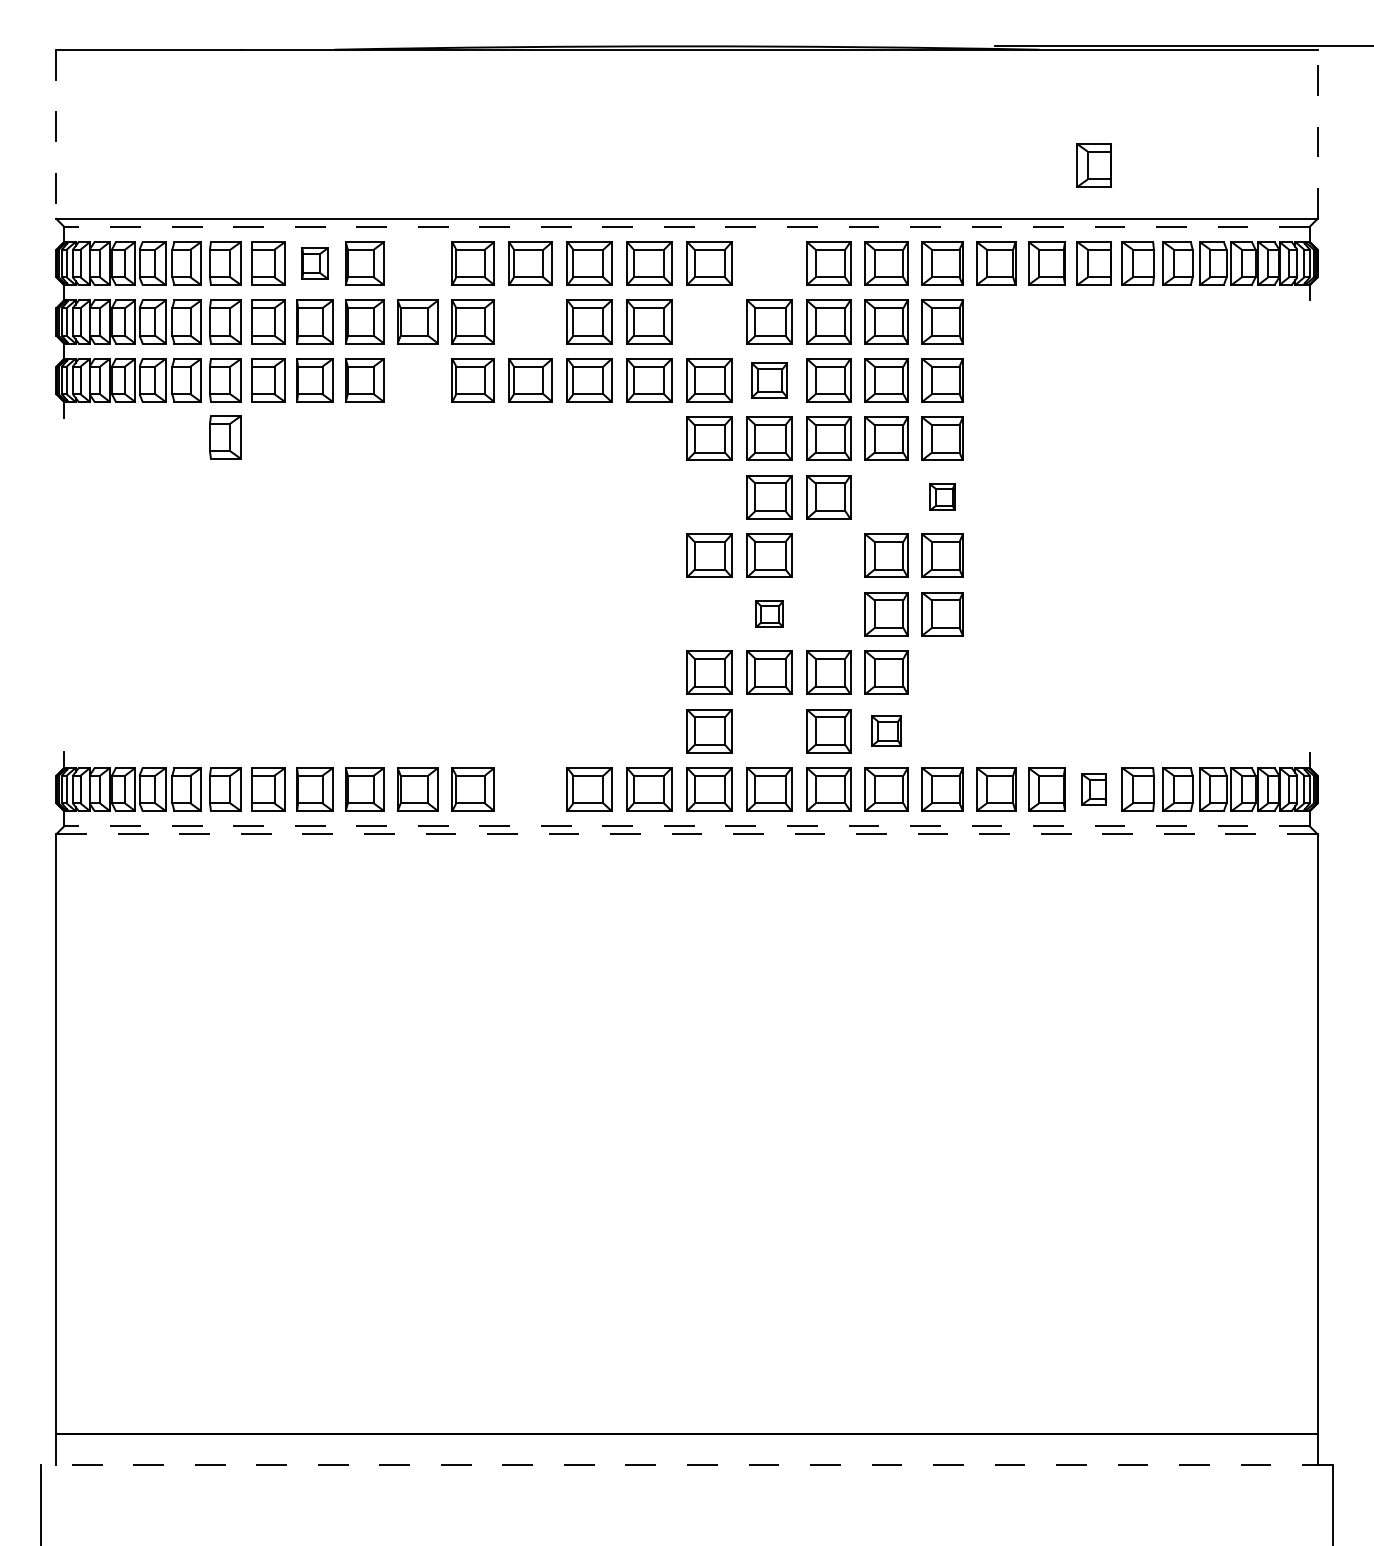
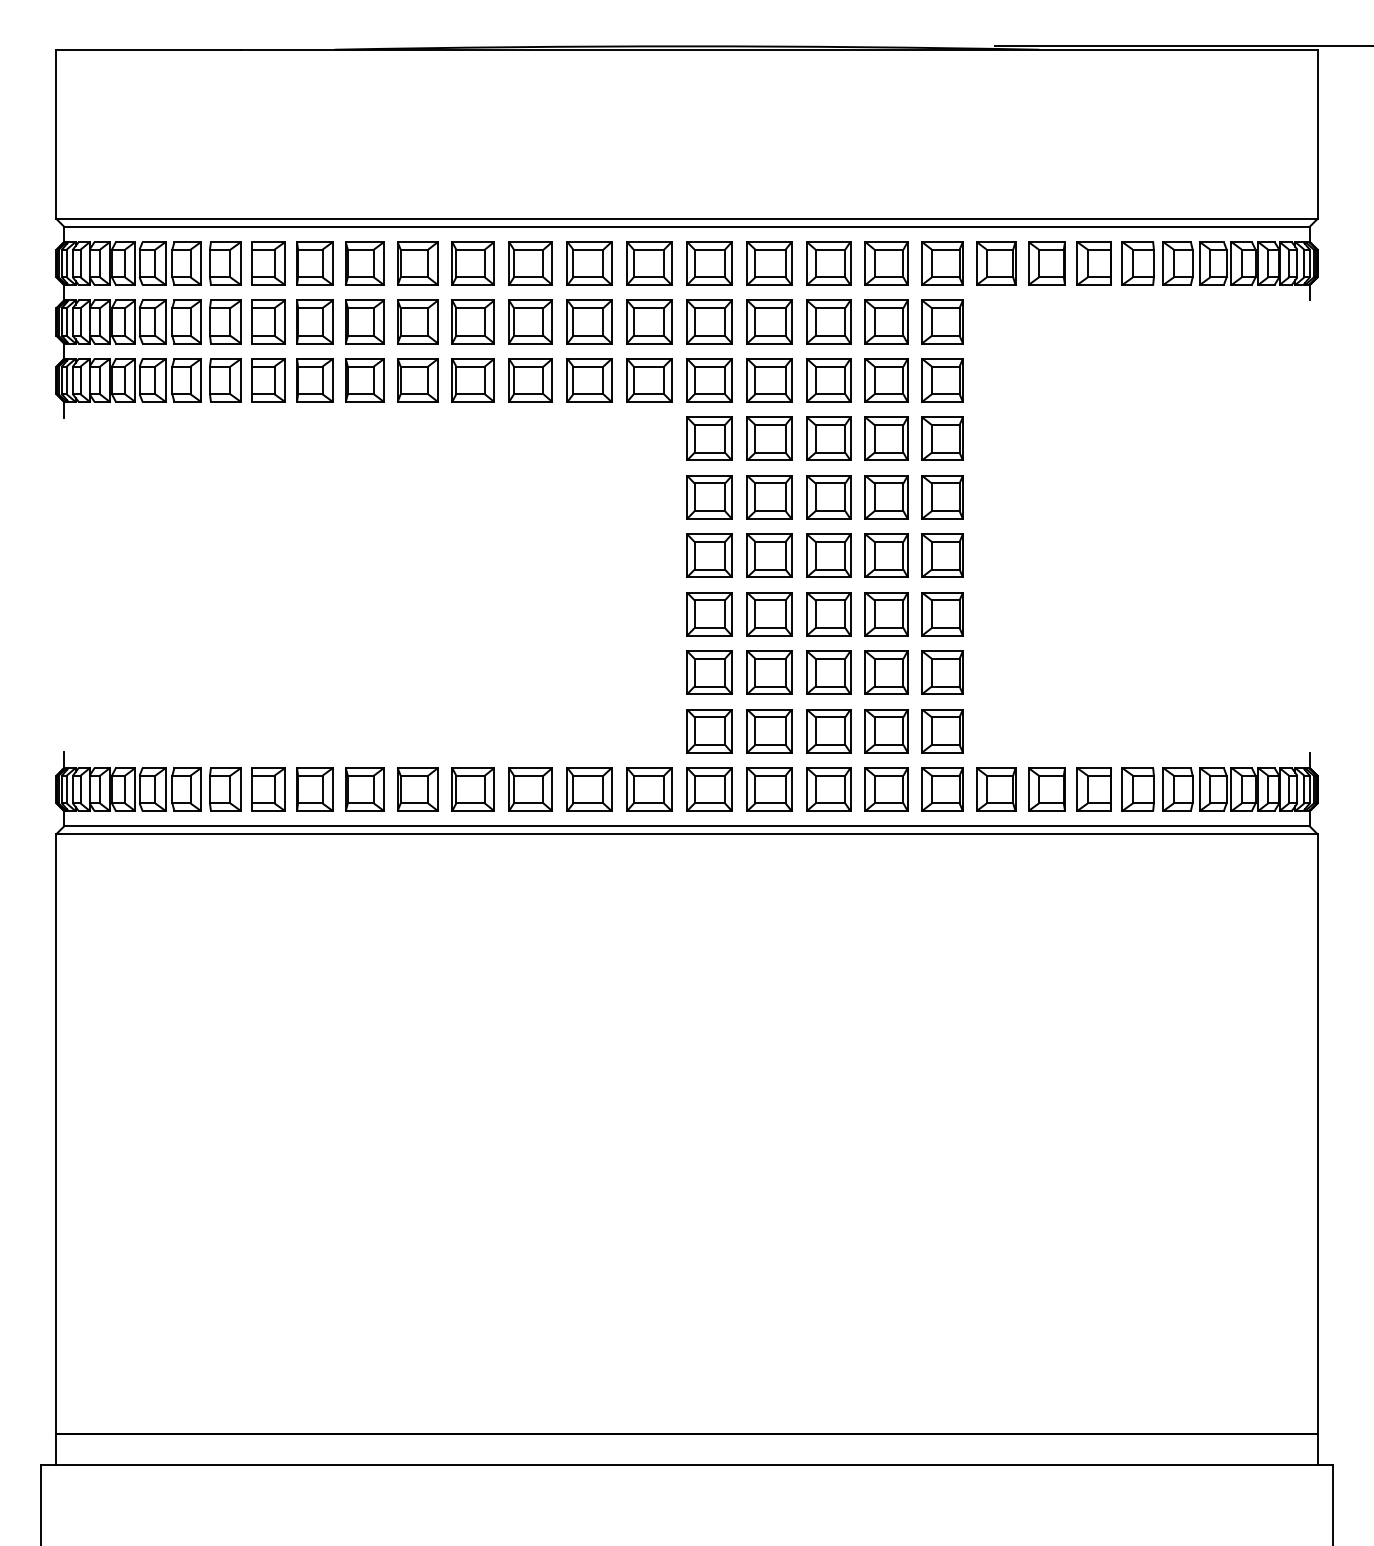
line: dashed -> solid (56, 134)
line: dashed -> solid (1317, 134)
part: present -> none (1093, 165)
line: dashed -> solid (686, 226)
part size: 28x33 px -> 38x45 px (314, 263)
part: none -> present (417, 263)
part: none -> present (769, 263)
part: none -> present (530, 321)
part: none -> present (709, 321)
part: none -> present (417, 380)
part size: 37x37 px -> 47x45 px (769, 380)
part: present -> none (225, 437)
part size: 27x28 px -> 43x45 px (942, 497)
part: none -> present (709, 497)
part: none -> present (886, 497)
part: none -> present (828, 555)
part size: 29x28 px -> 47x45 px (769, 614)
part: none -> present (709, 614)
part: none -> present (828, 614)
part: none -> present (942, 672)
part size: 31x32 px -> 45x45 px (886, 731)
part: none -> present (769, 731)
part: none -> present (942, 731)
part: none -> present (530, 789)
part size: 26x33 px -> 36x45 px (1093, 789)
line: dashed -> solid (686, 826)
line: dashed -> solid (686, 834)
line: dashed -> solid (686, 1464)
